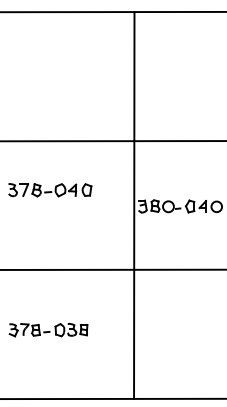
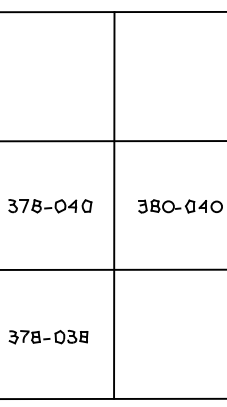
part position: (50, 190) -> (50, 206) (50, 206)
line position: (134, 205) -> (114, 205) (114, 205)
part position: (48, 330) -> (48, 337) (48, 337)
